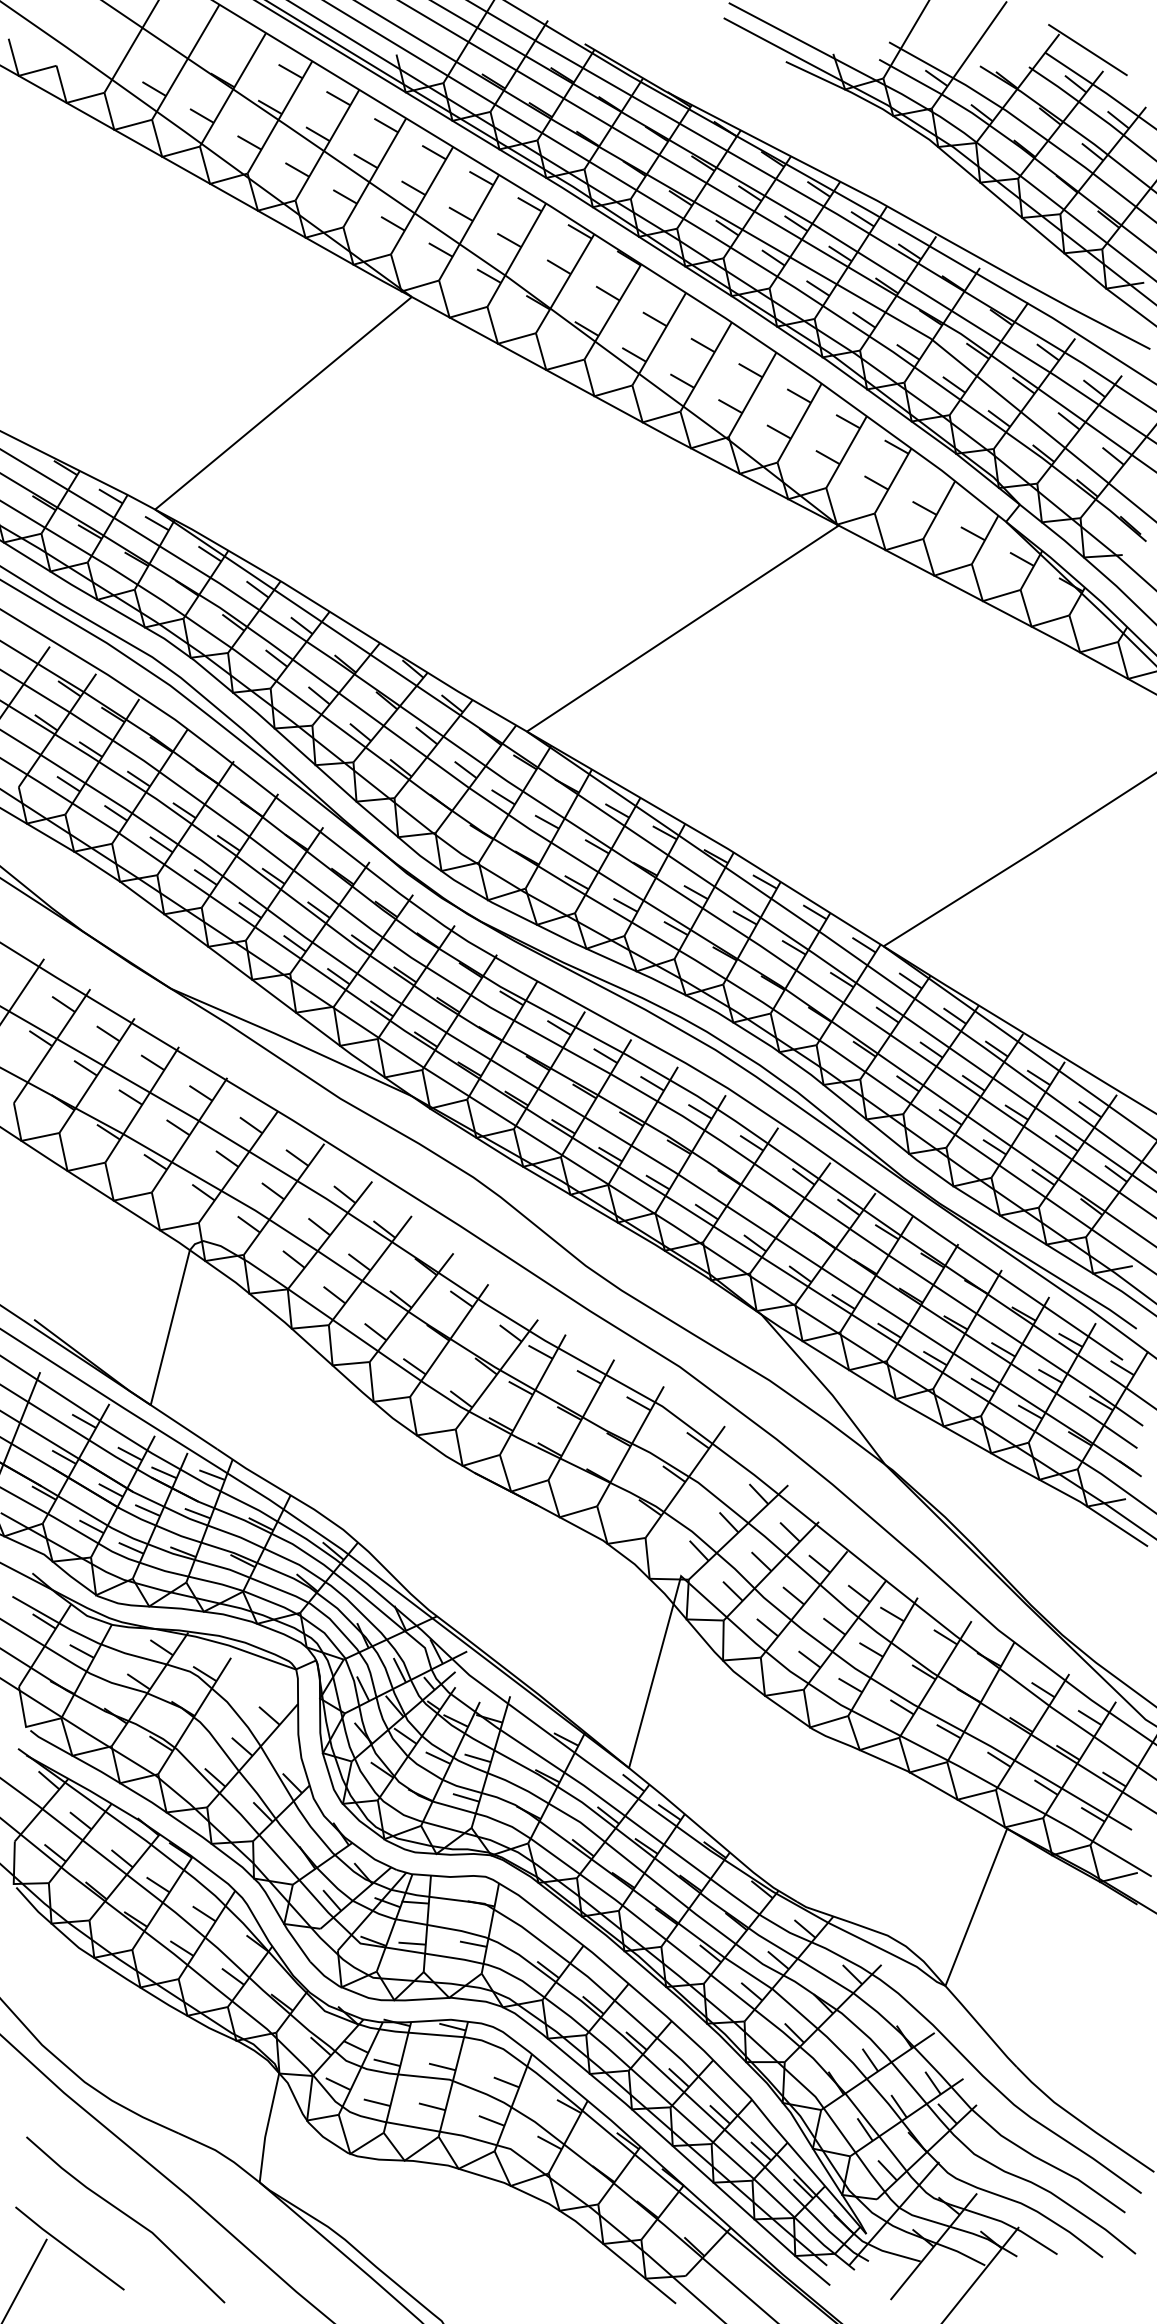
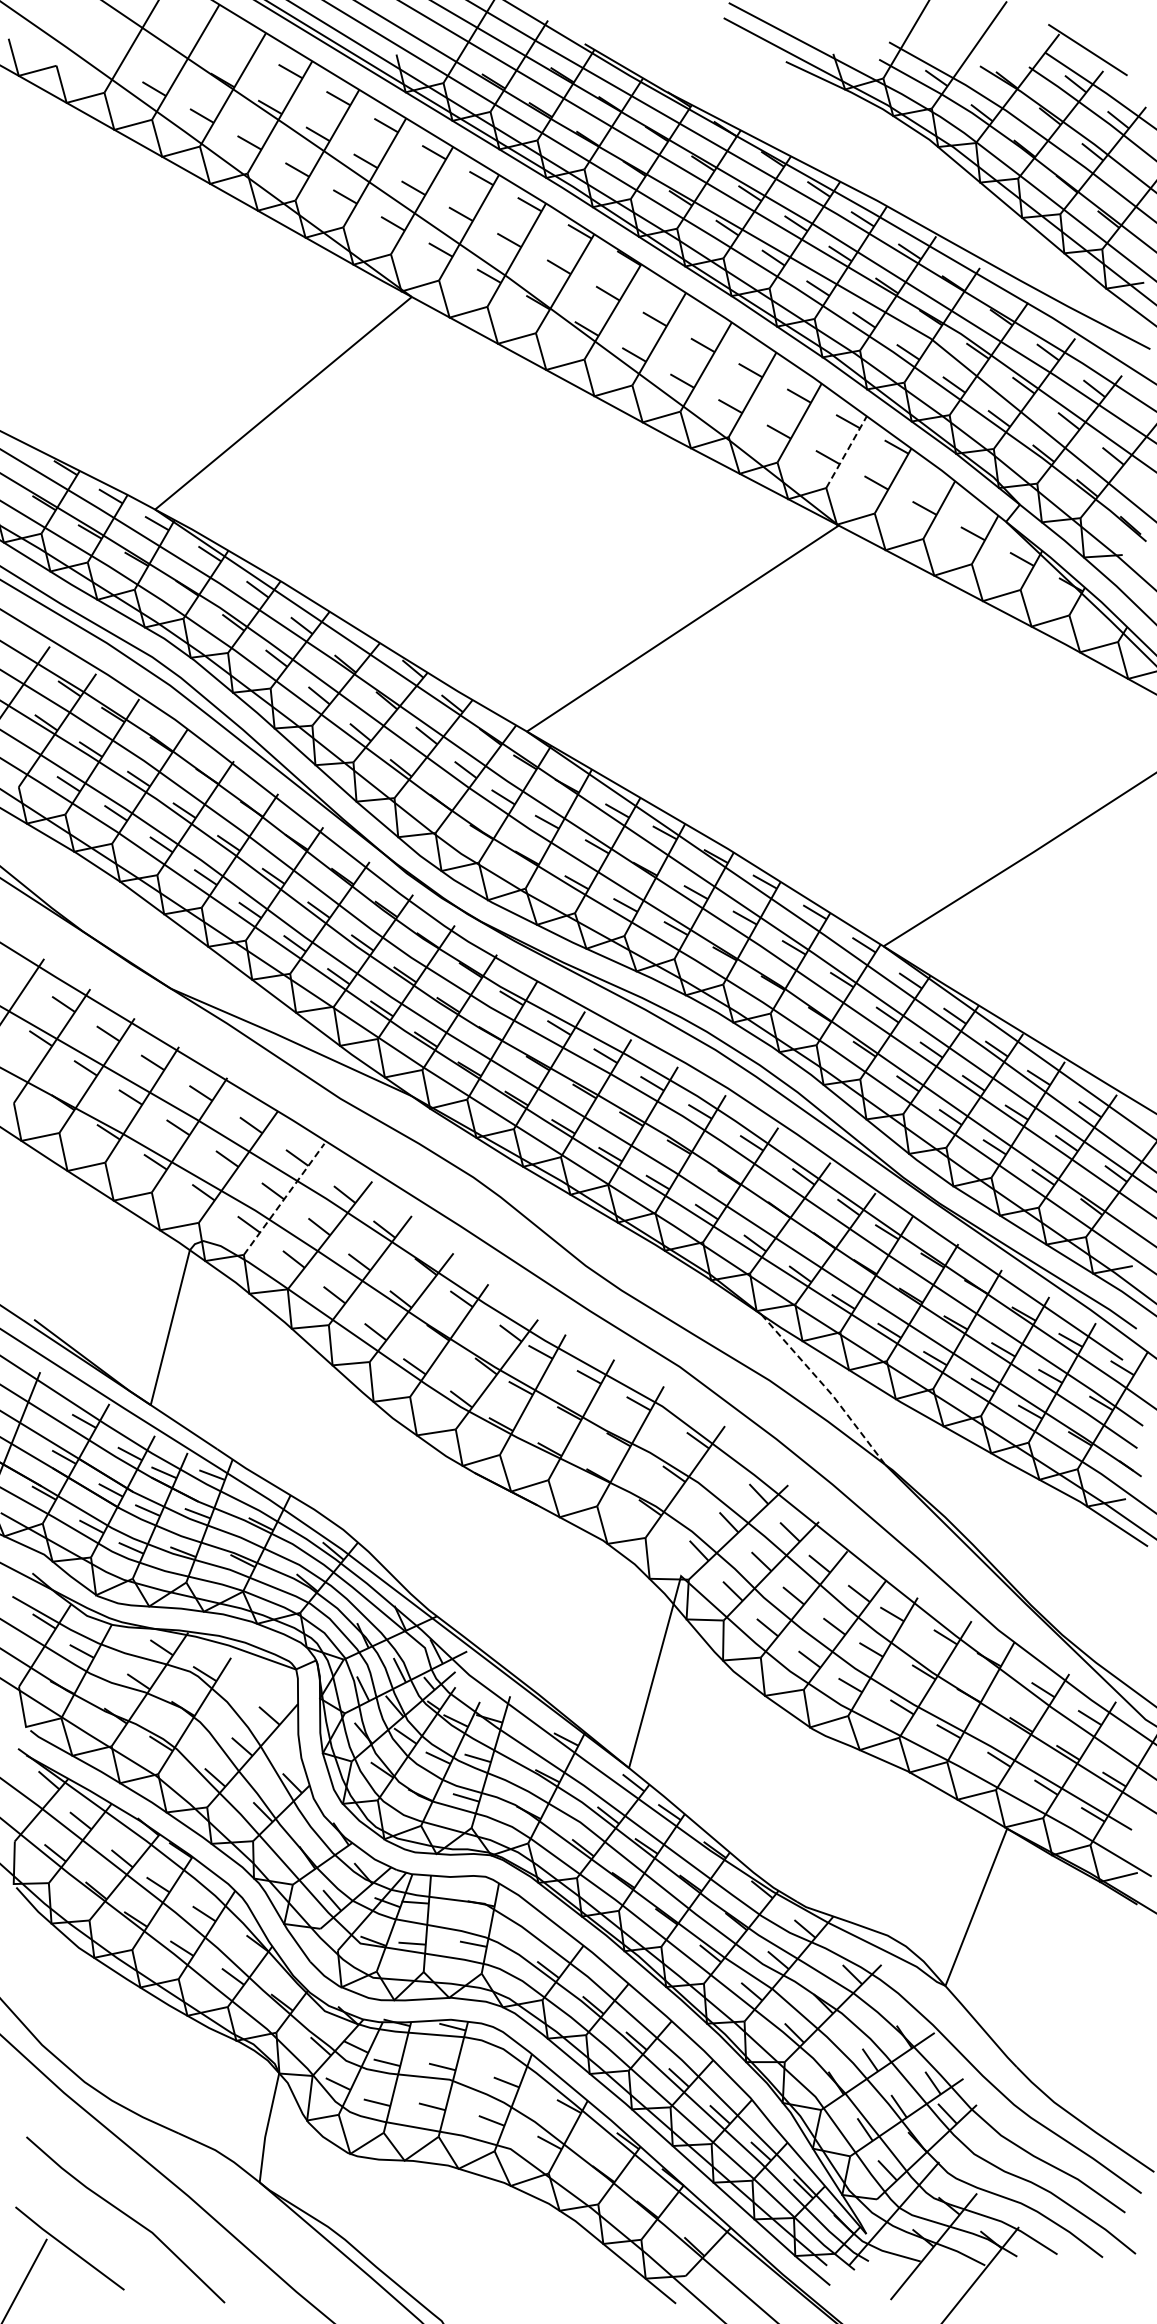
line: solid -> dashed (846, 451)
line: solid -> dashed (284, 1199)
line: solid -> dashed (826, 1388)
